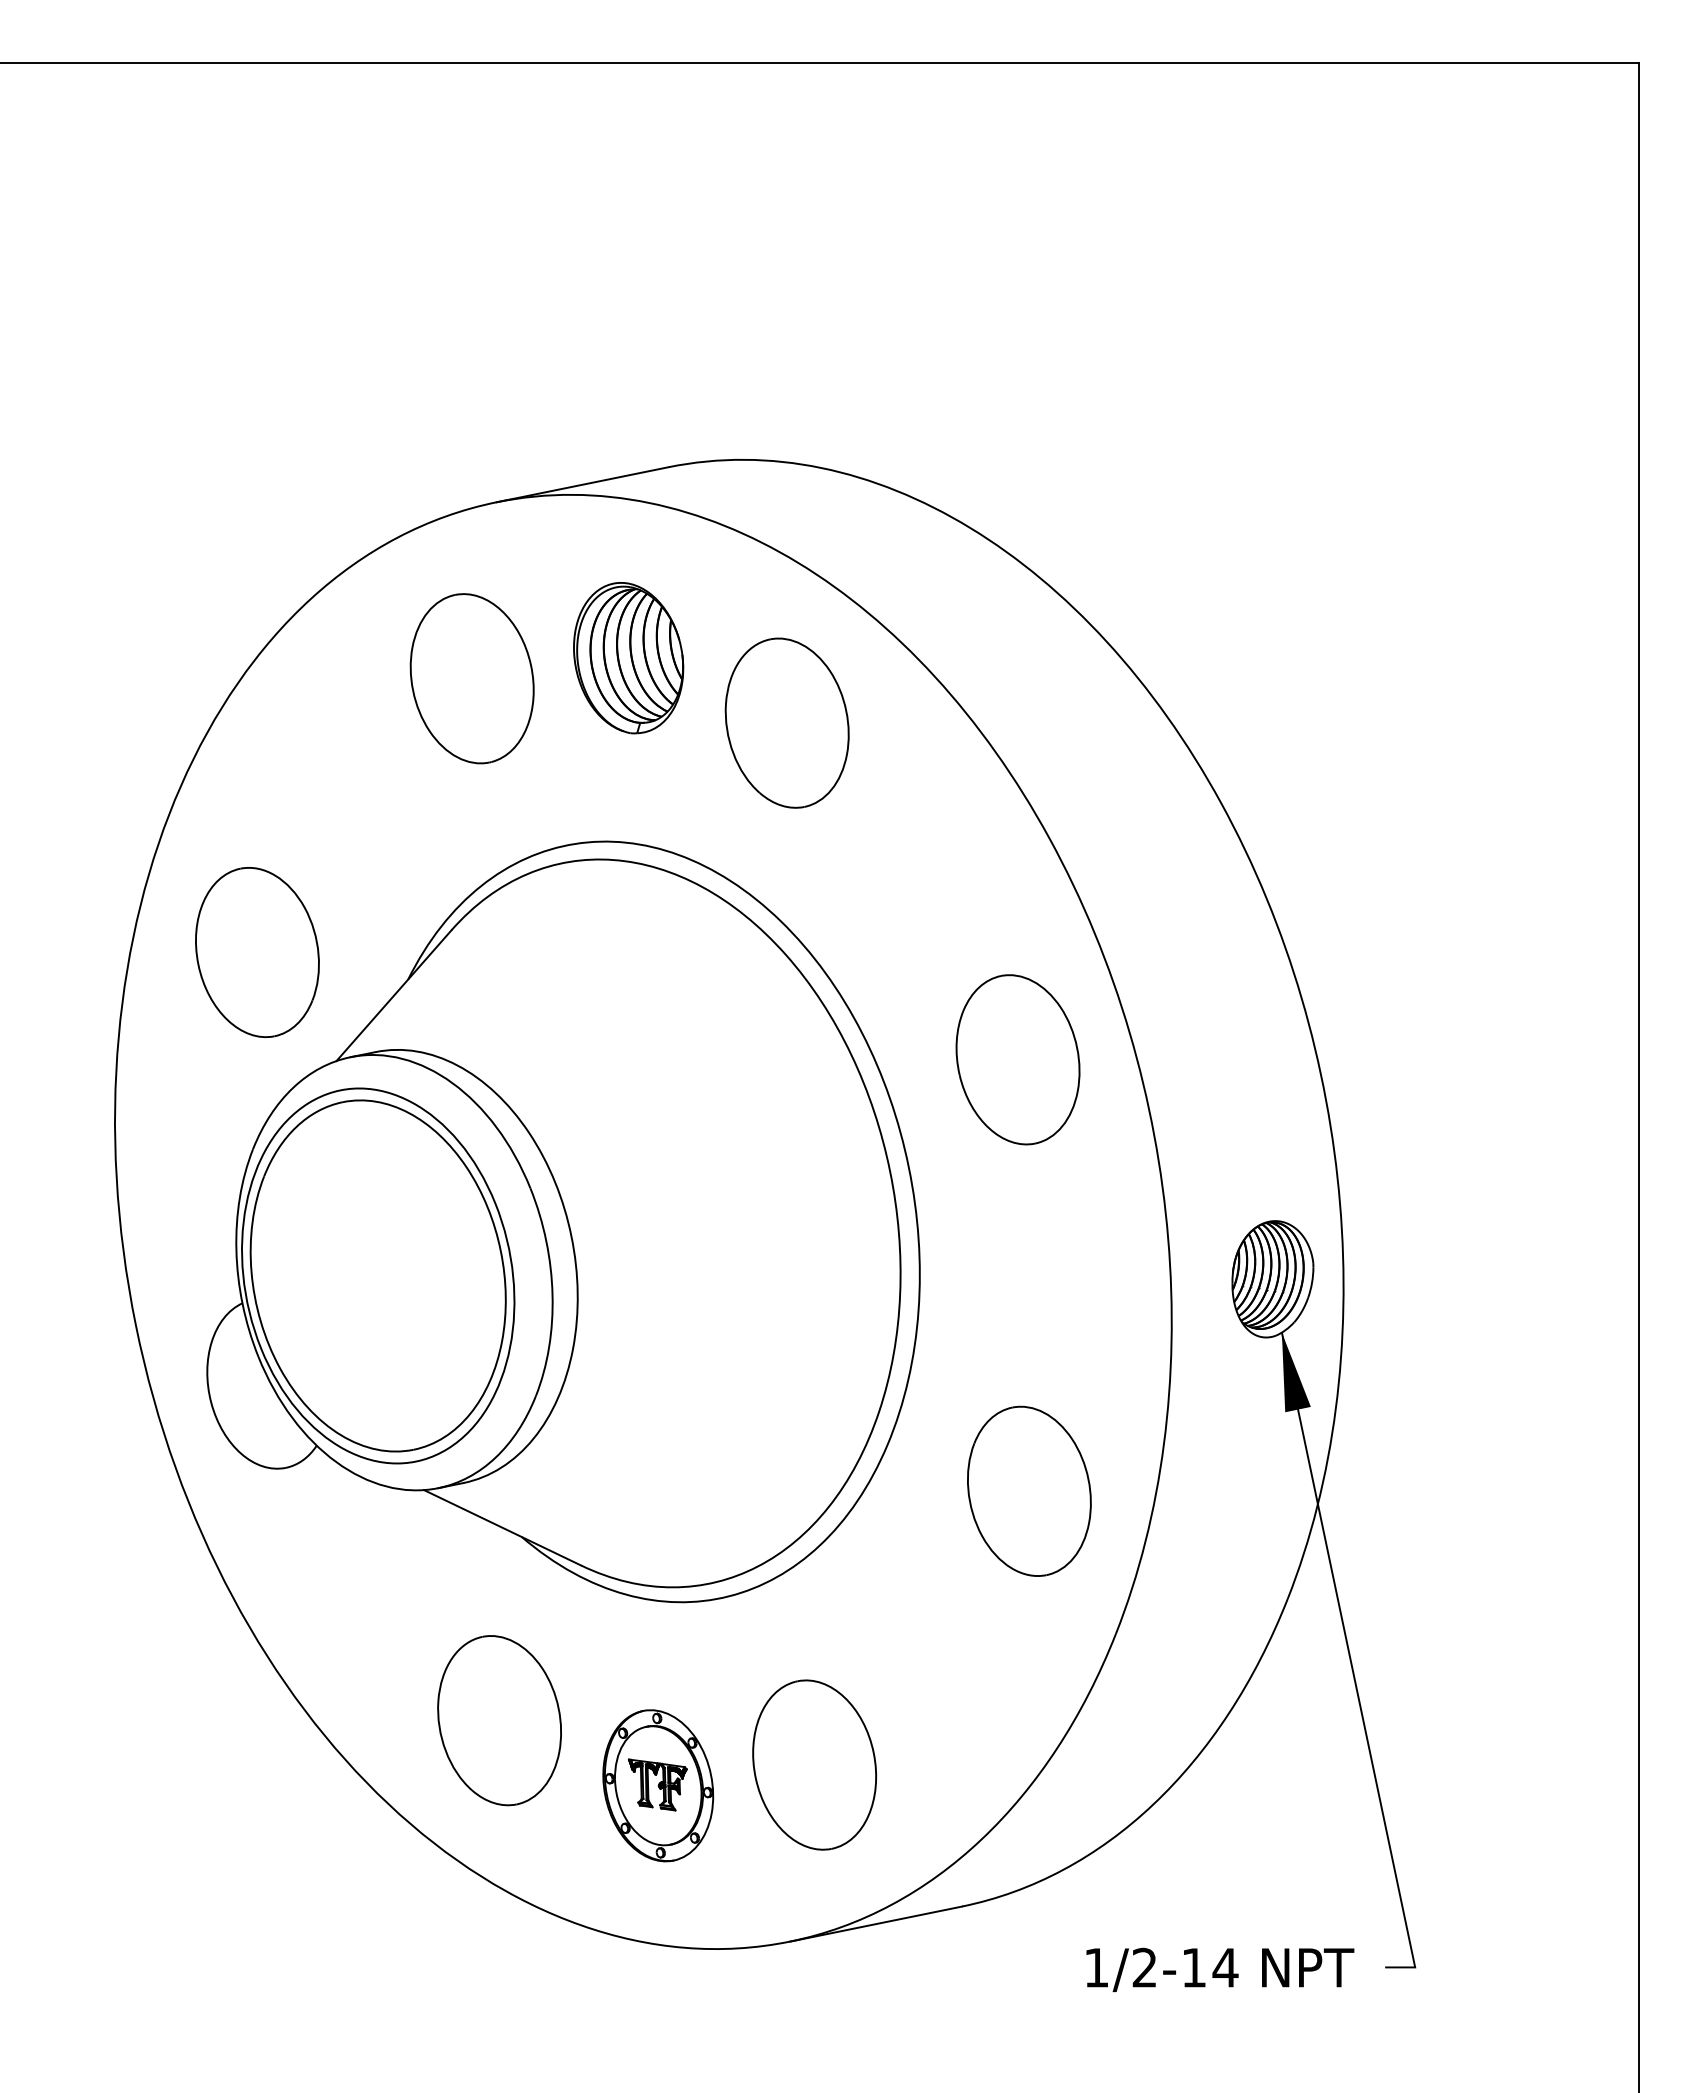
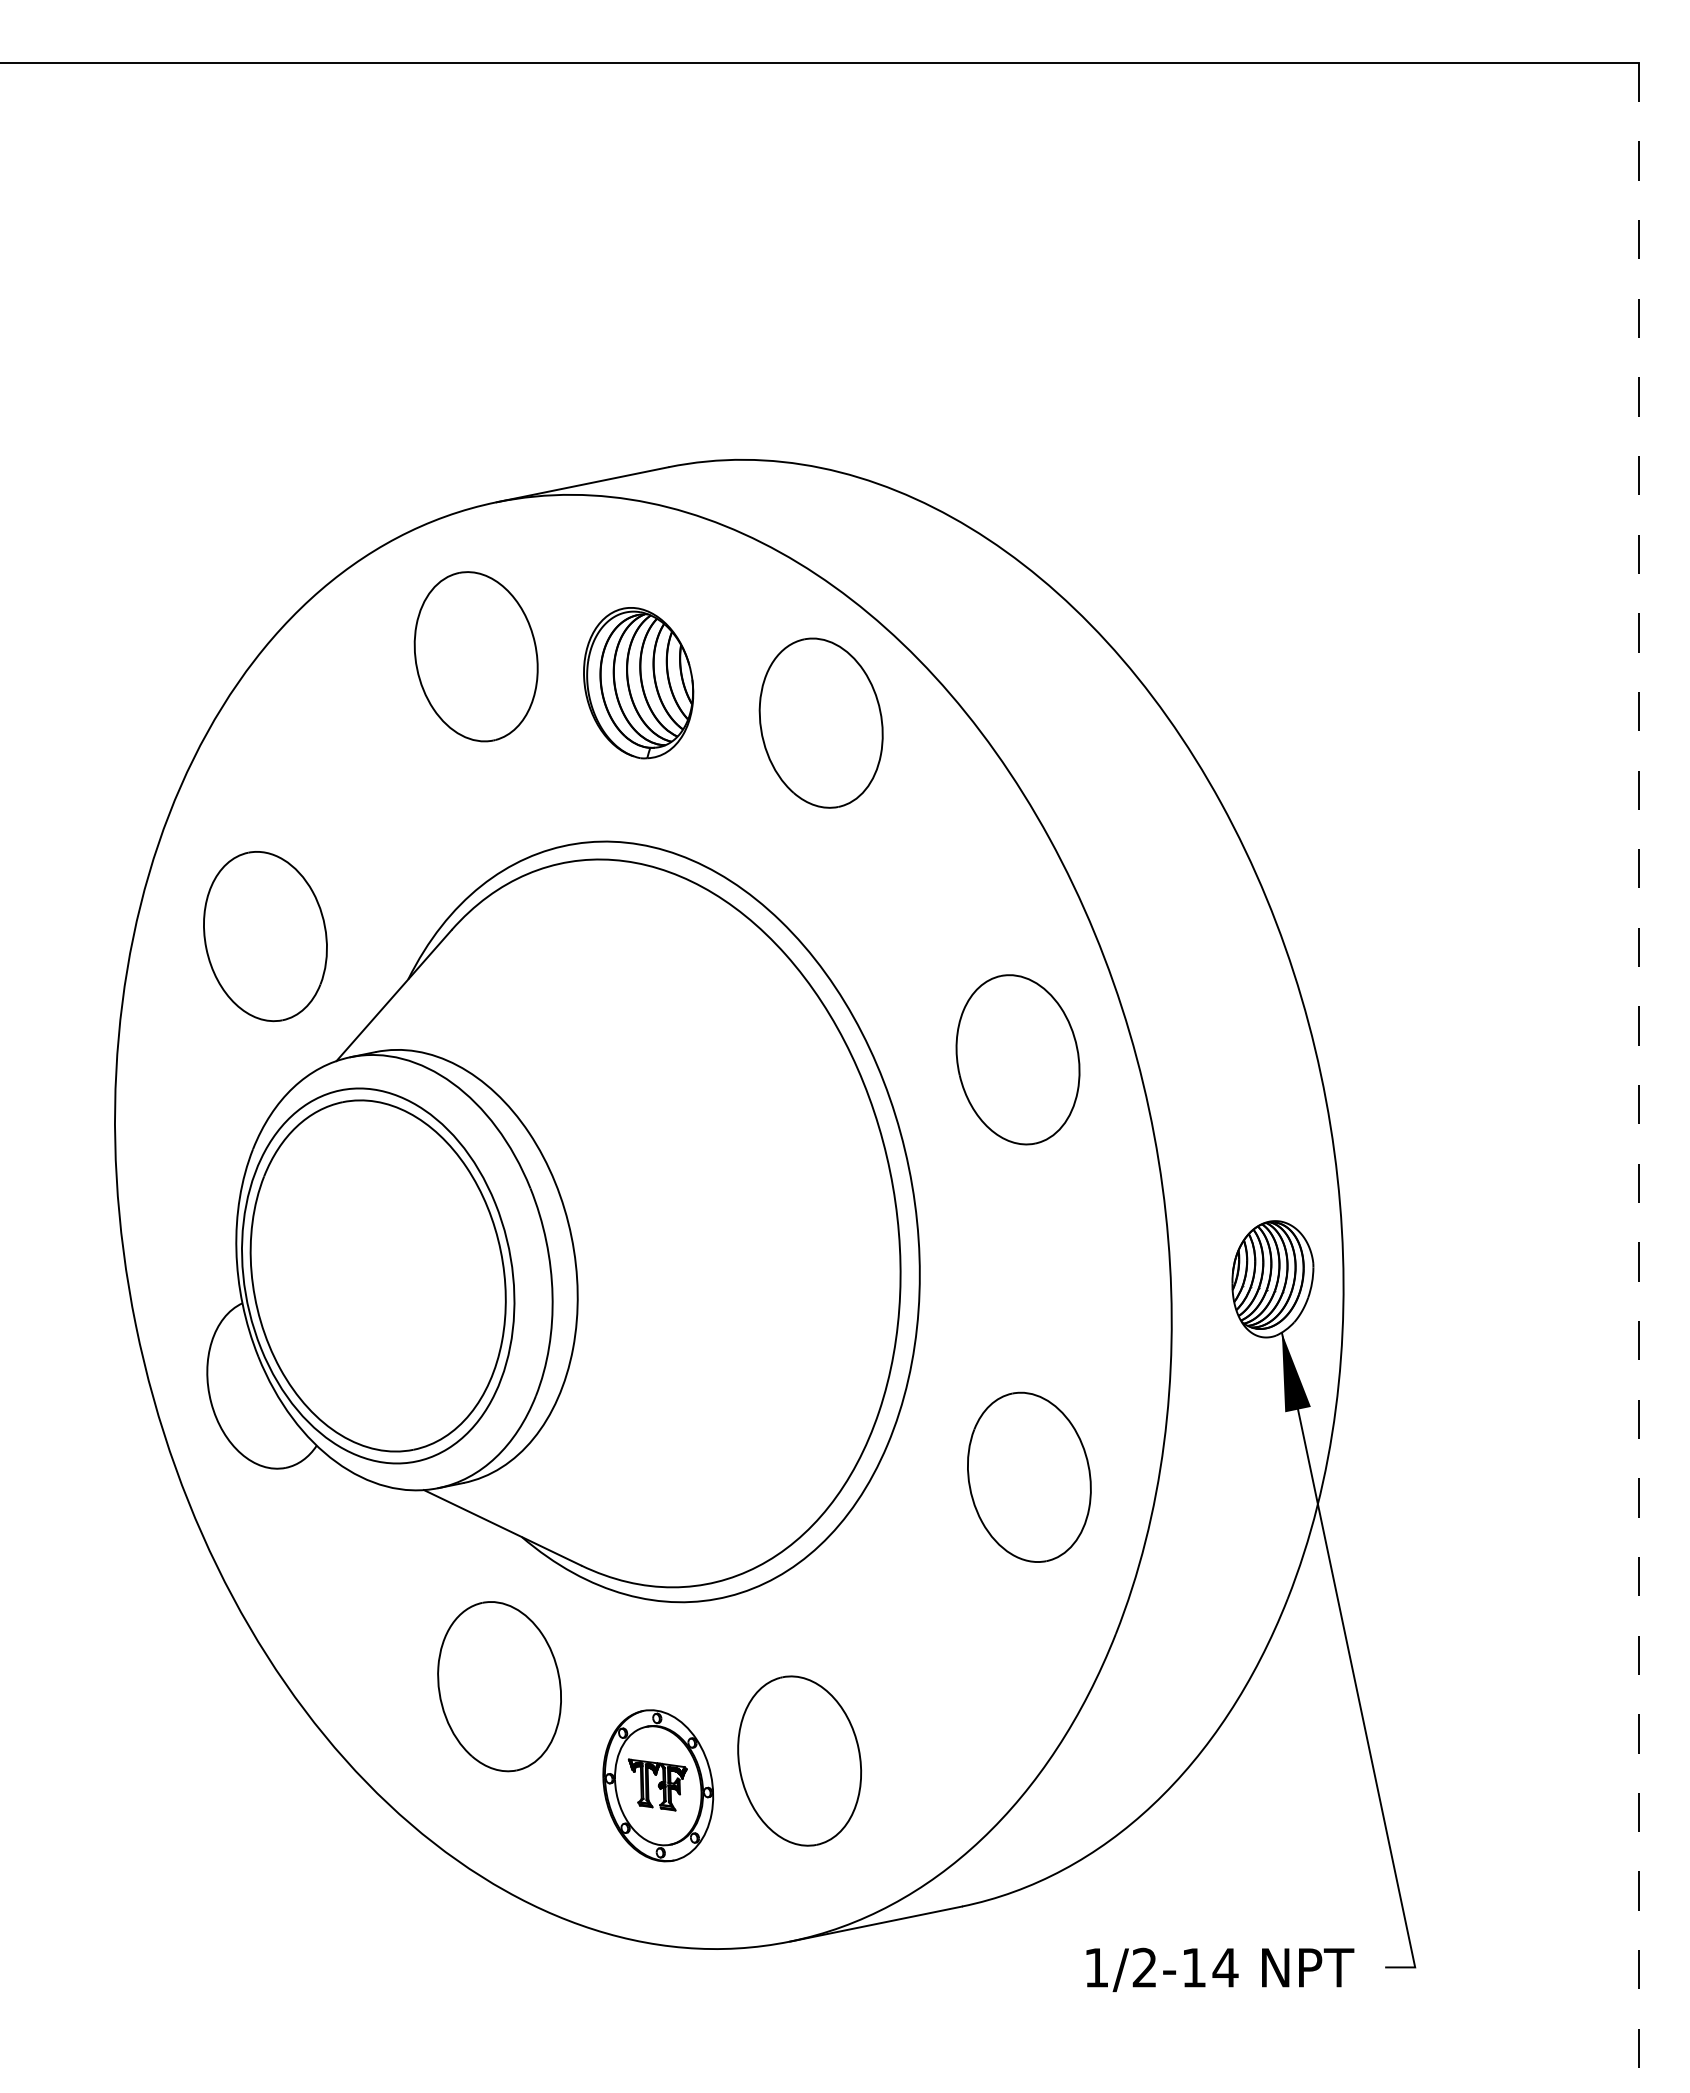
part position: (628, 658) -> (638, 683) (638, 683)
part position: (471, 678) -> (475, 656) (475, 656)
part position: (786, 722) -> (820, 722) (820, 722)
part position: (257, 952) -> (265, 936) (265, 936)
line: solid -> dashed (1639, 1077)
part position: (1029, 1490) -> (1029, 1476) (1029, 1476)
part position: (499, 1720) -> (499, 1686) (499, 1686)
part position: (814, 1764) -> (799, 1760) (799, 1760)
